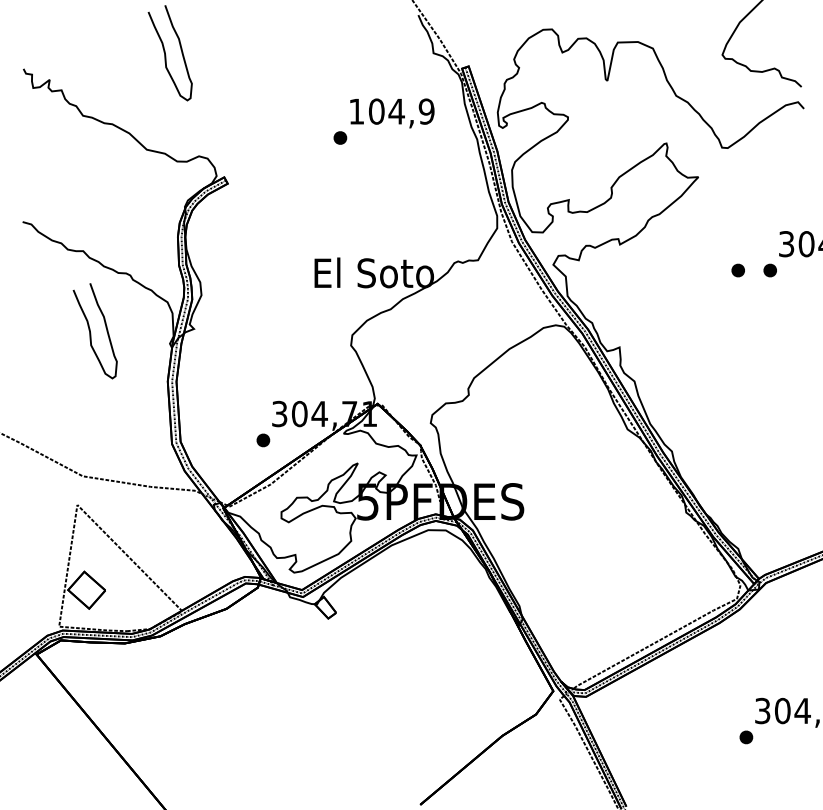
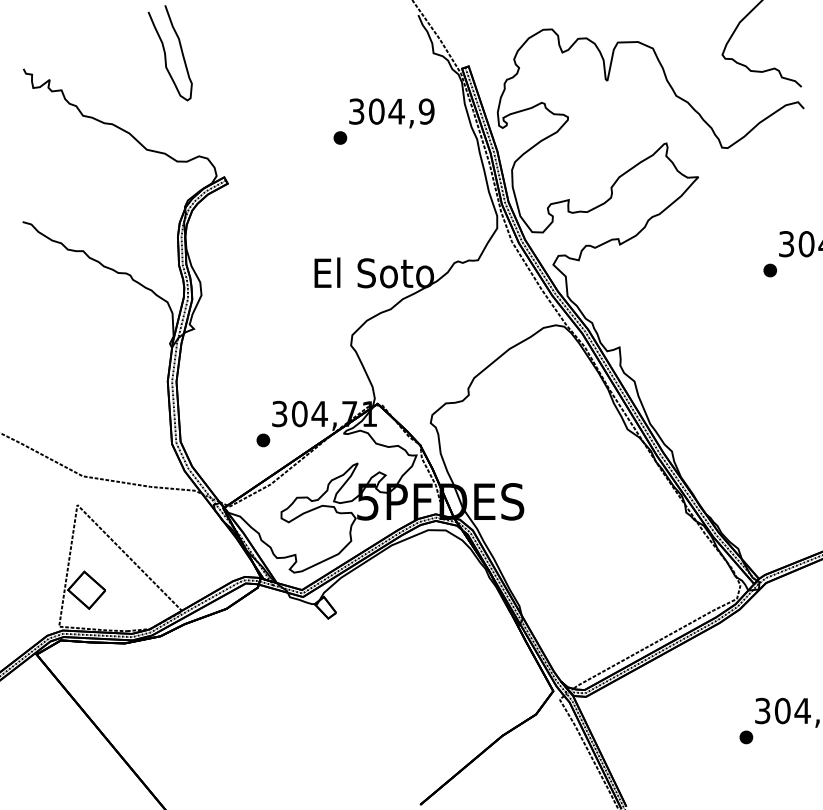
text: 104,9 -> 304,9 (356, 111)
part: present -> none (737, 270)
curve: present -> none (91, 333)
